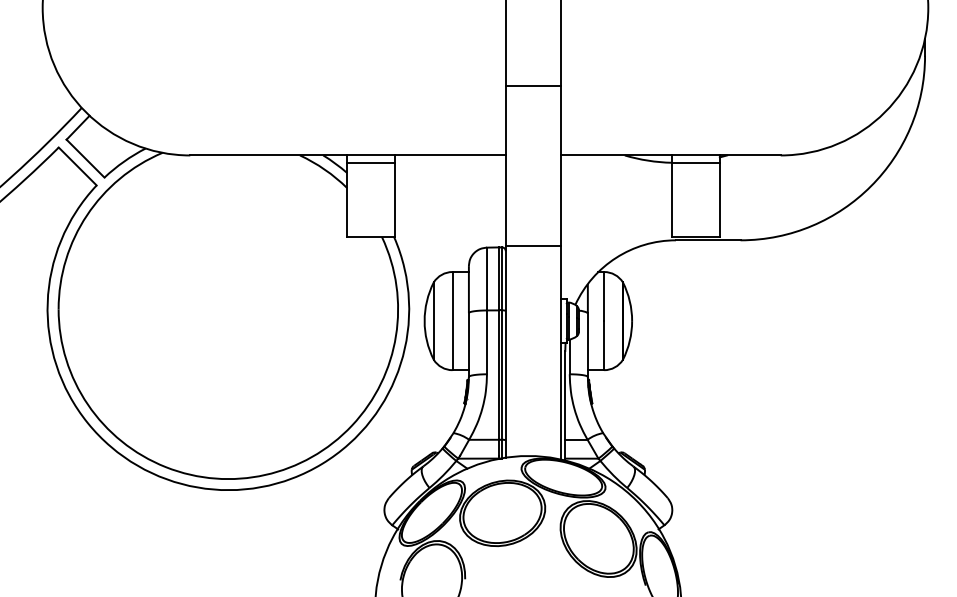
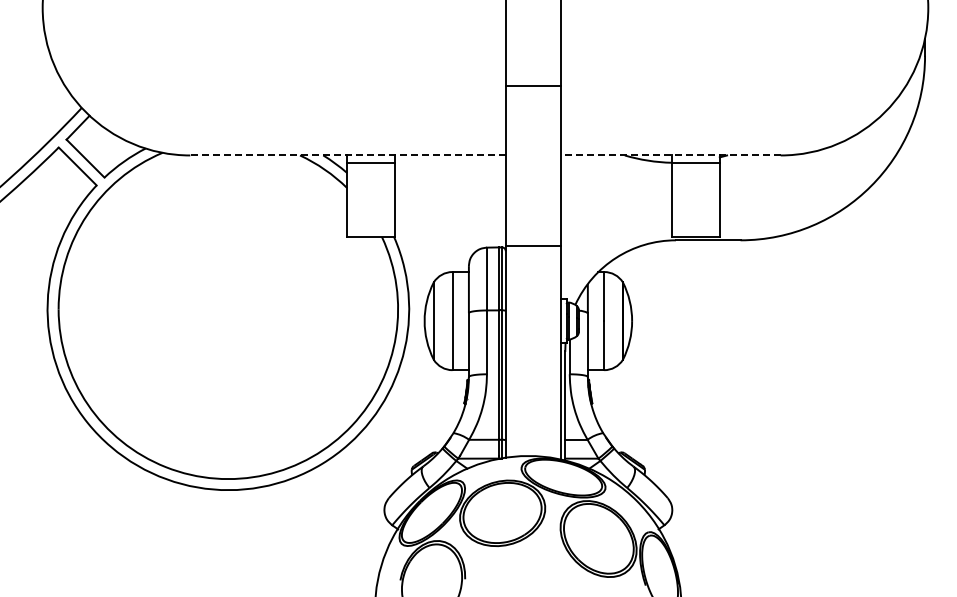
line: solid -> dashed (348, 155)
line: solid -> dashed (670, 155)
